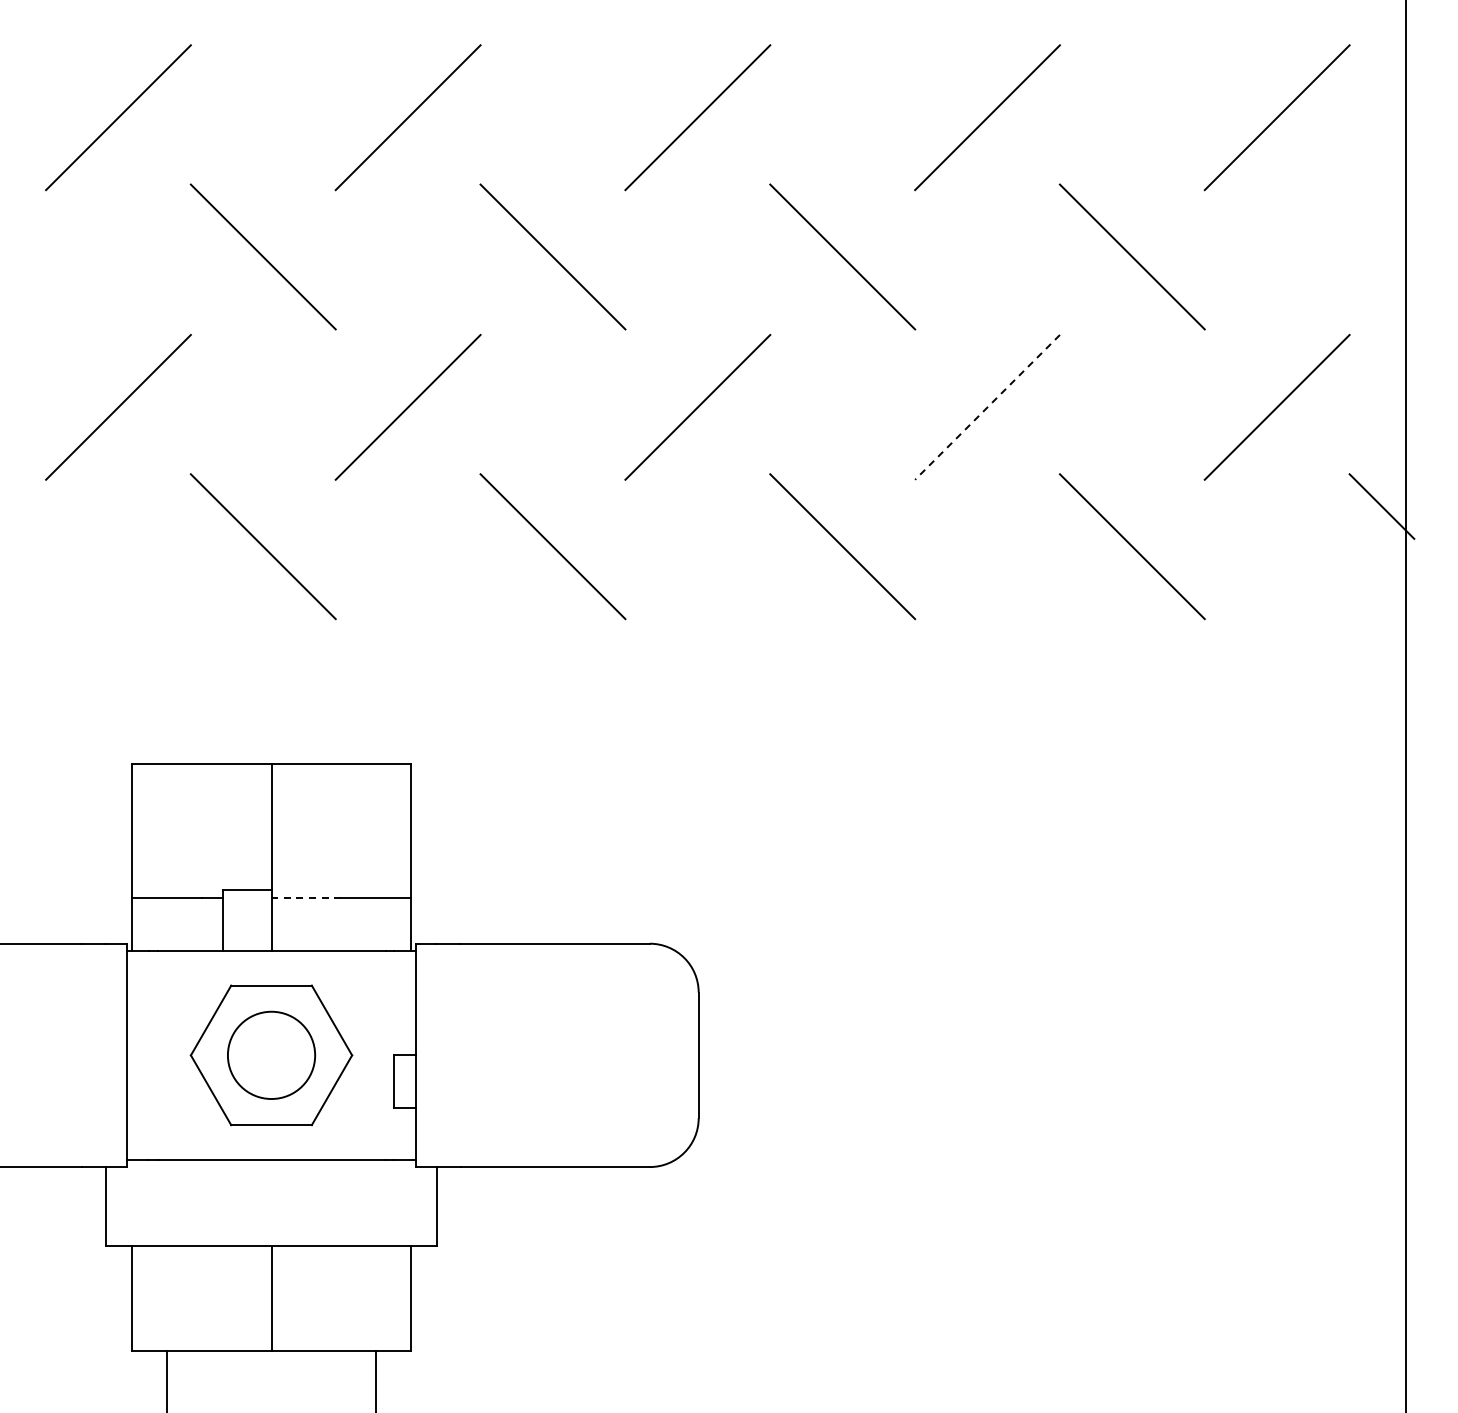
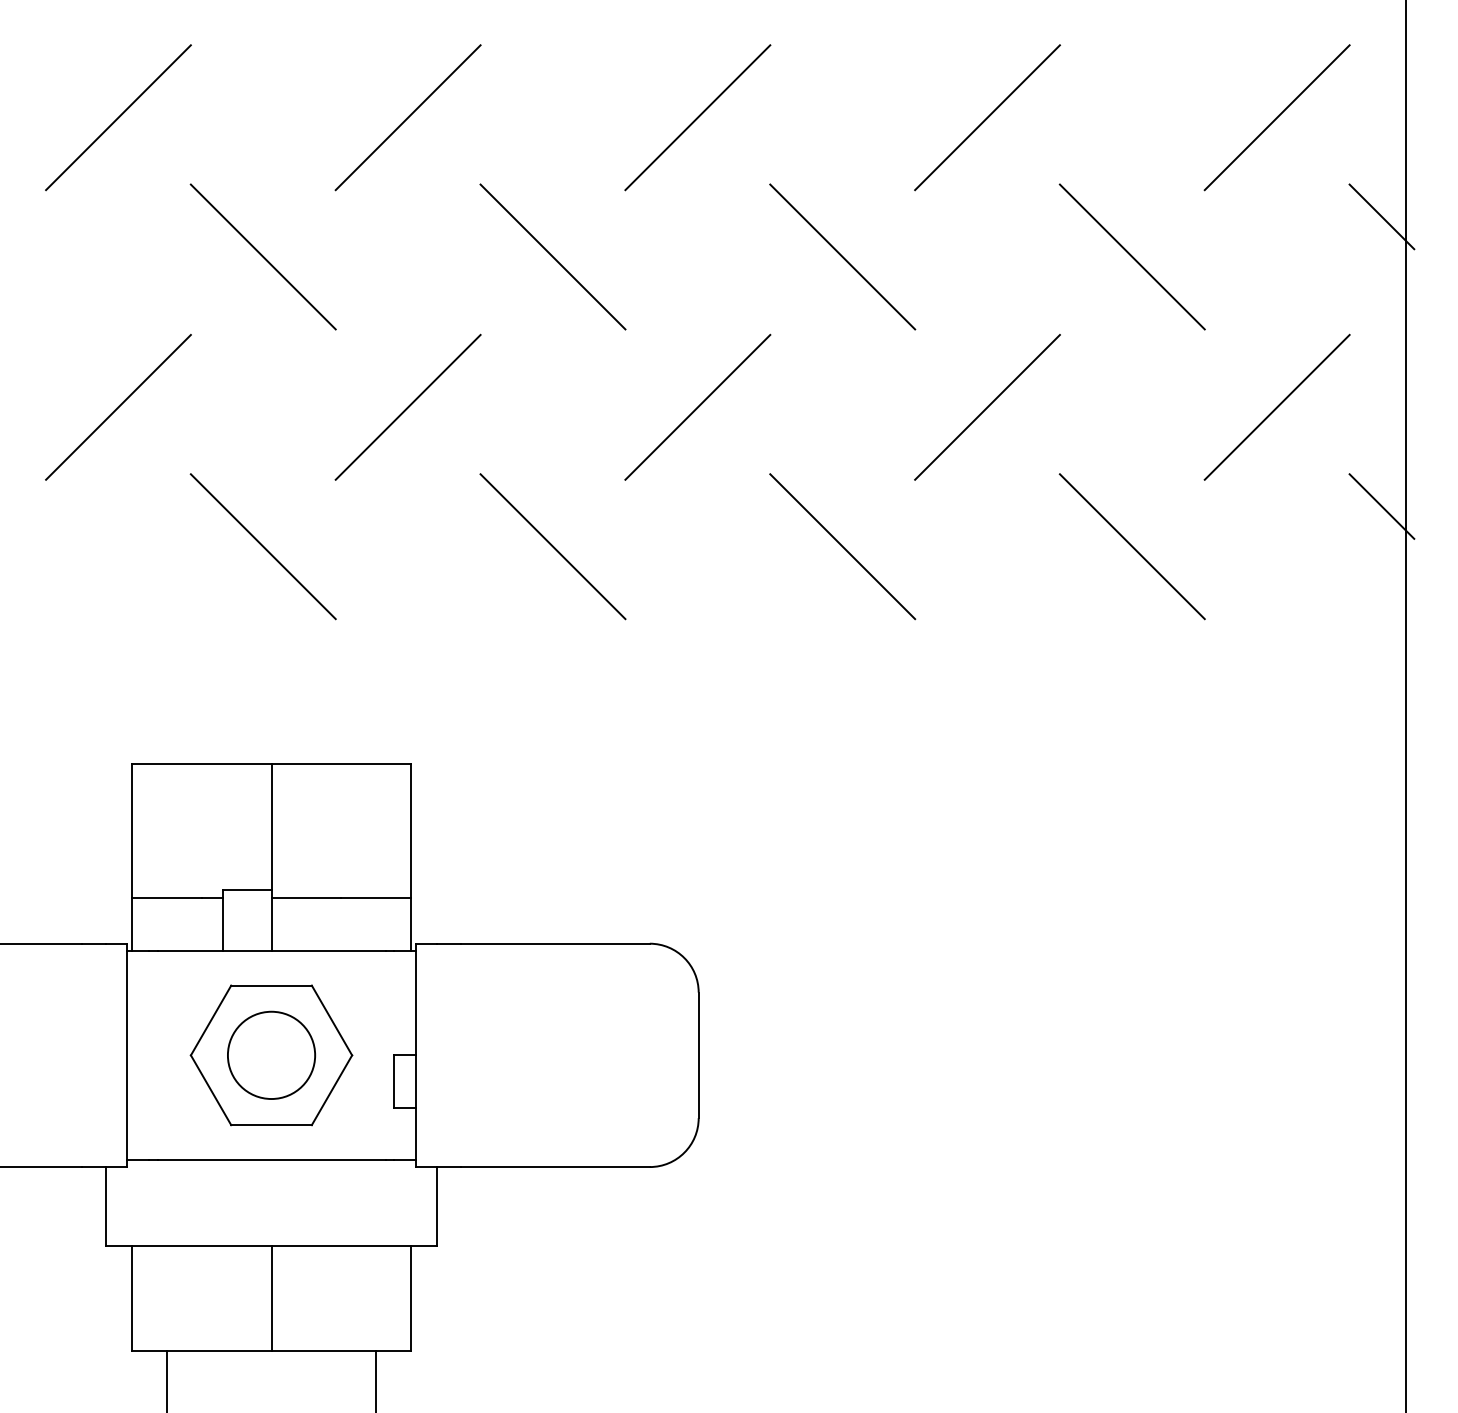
line: none -> present (1381, 216)
line: dashed -> solid (987, 407)
line: dashed -> solid (306, 898)
